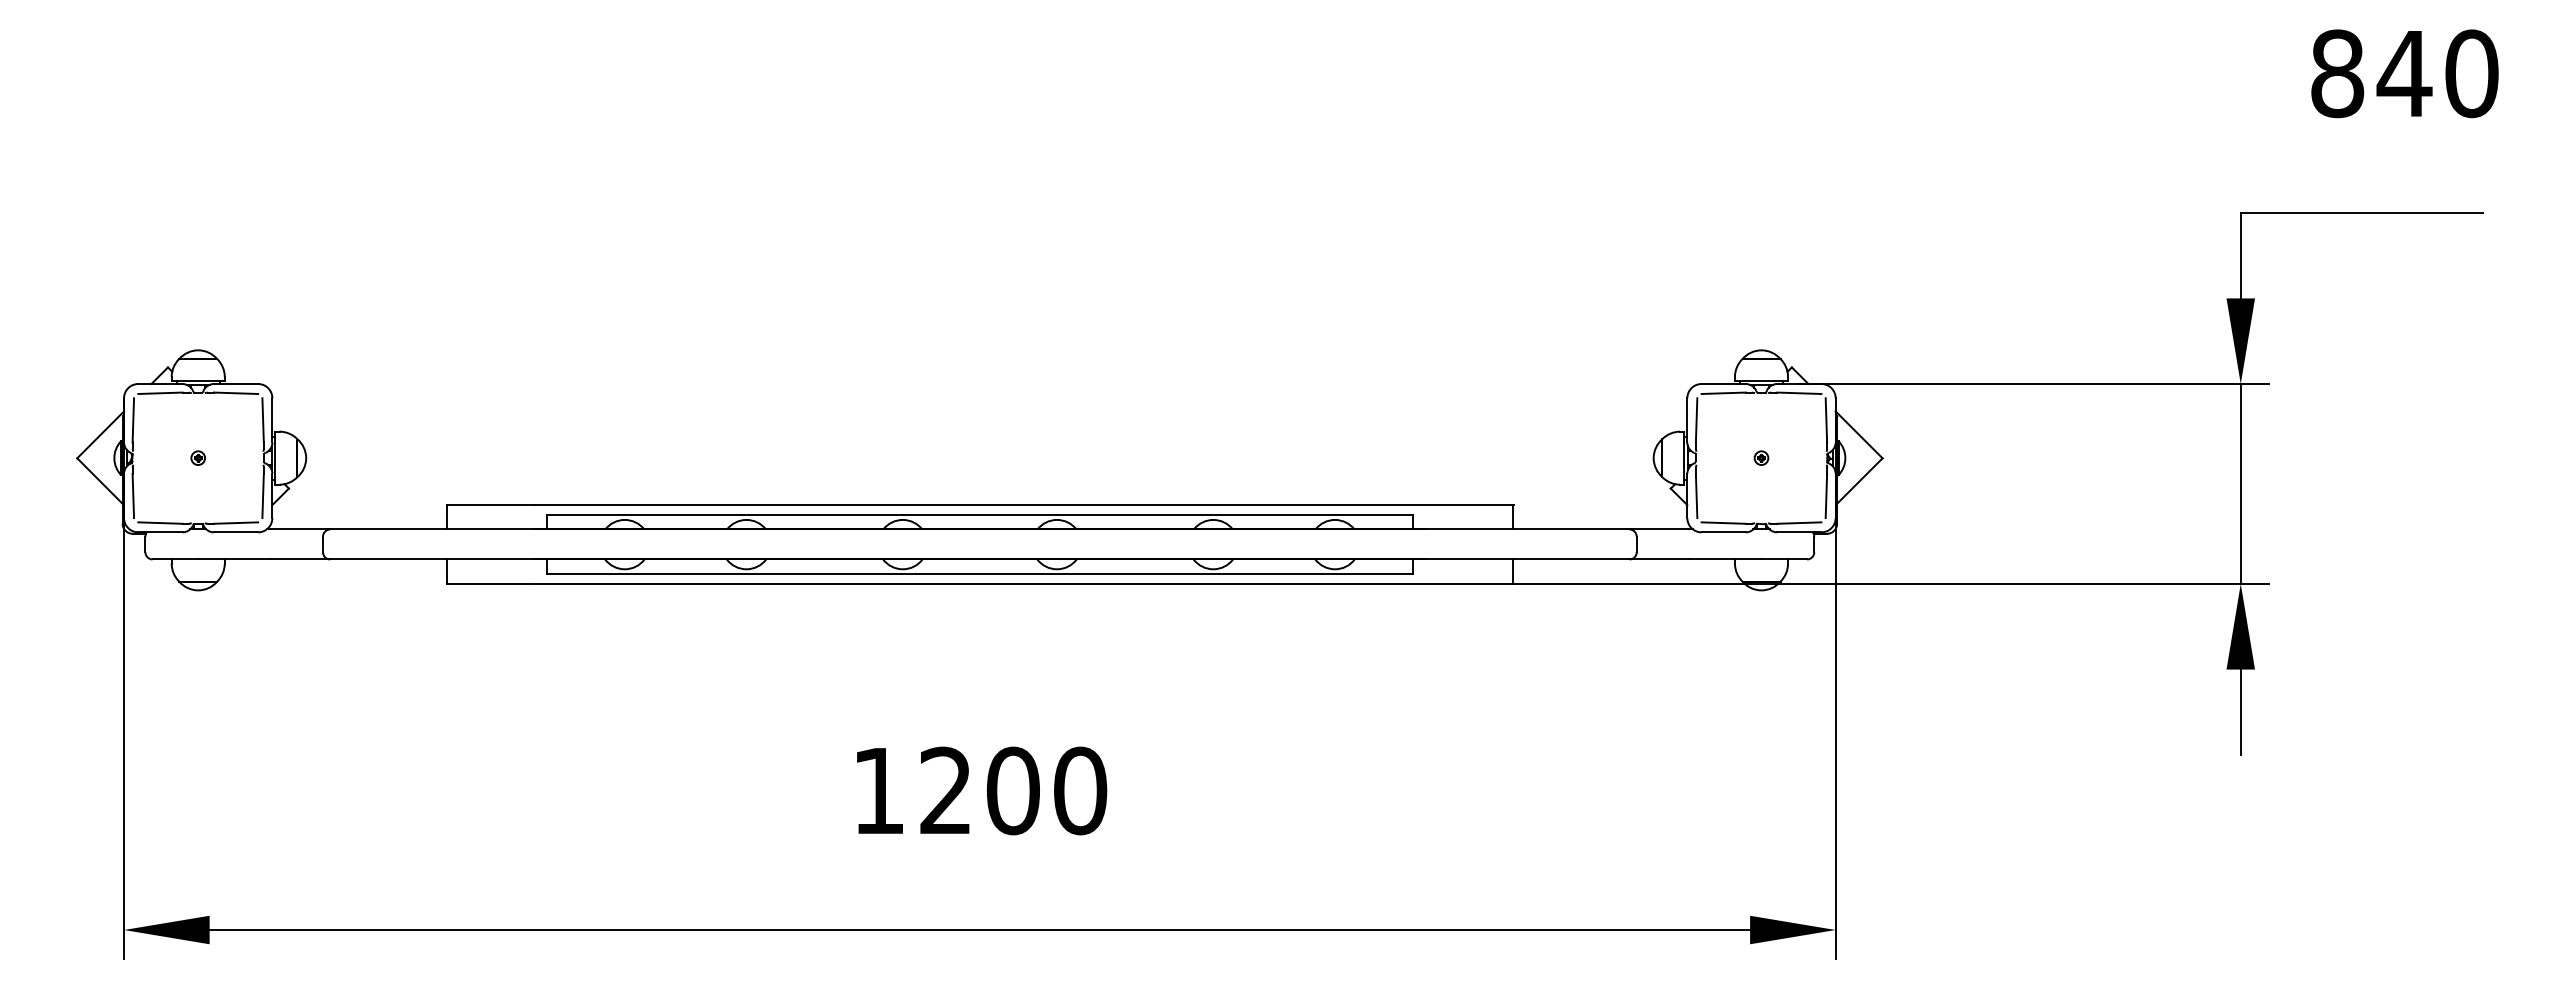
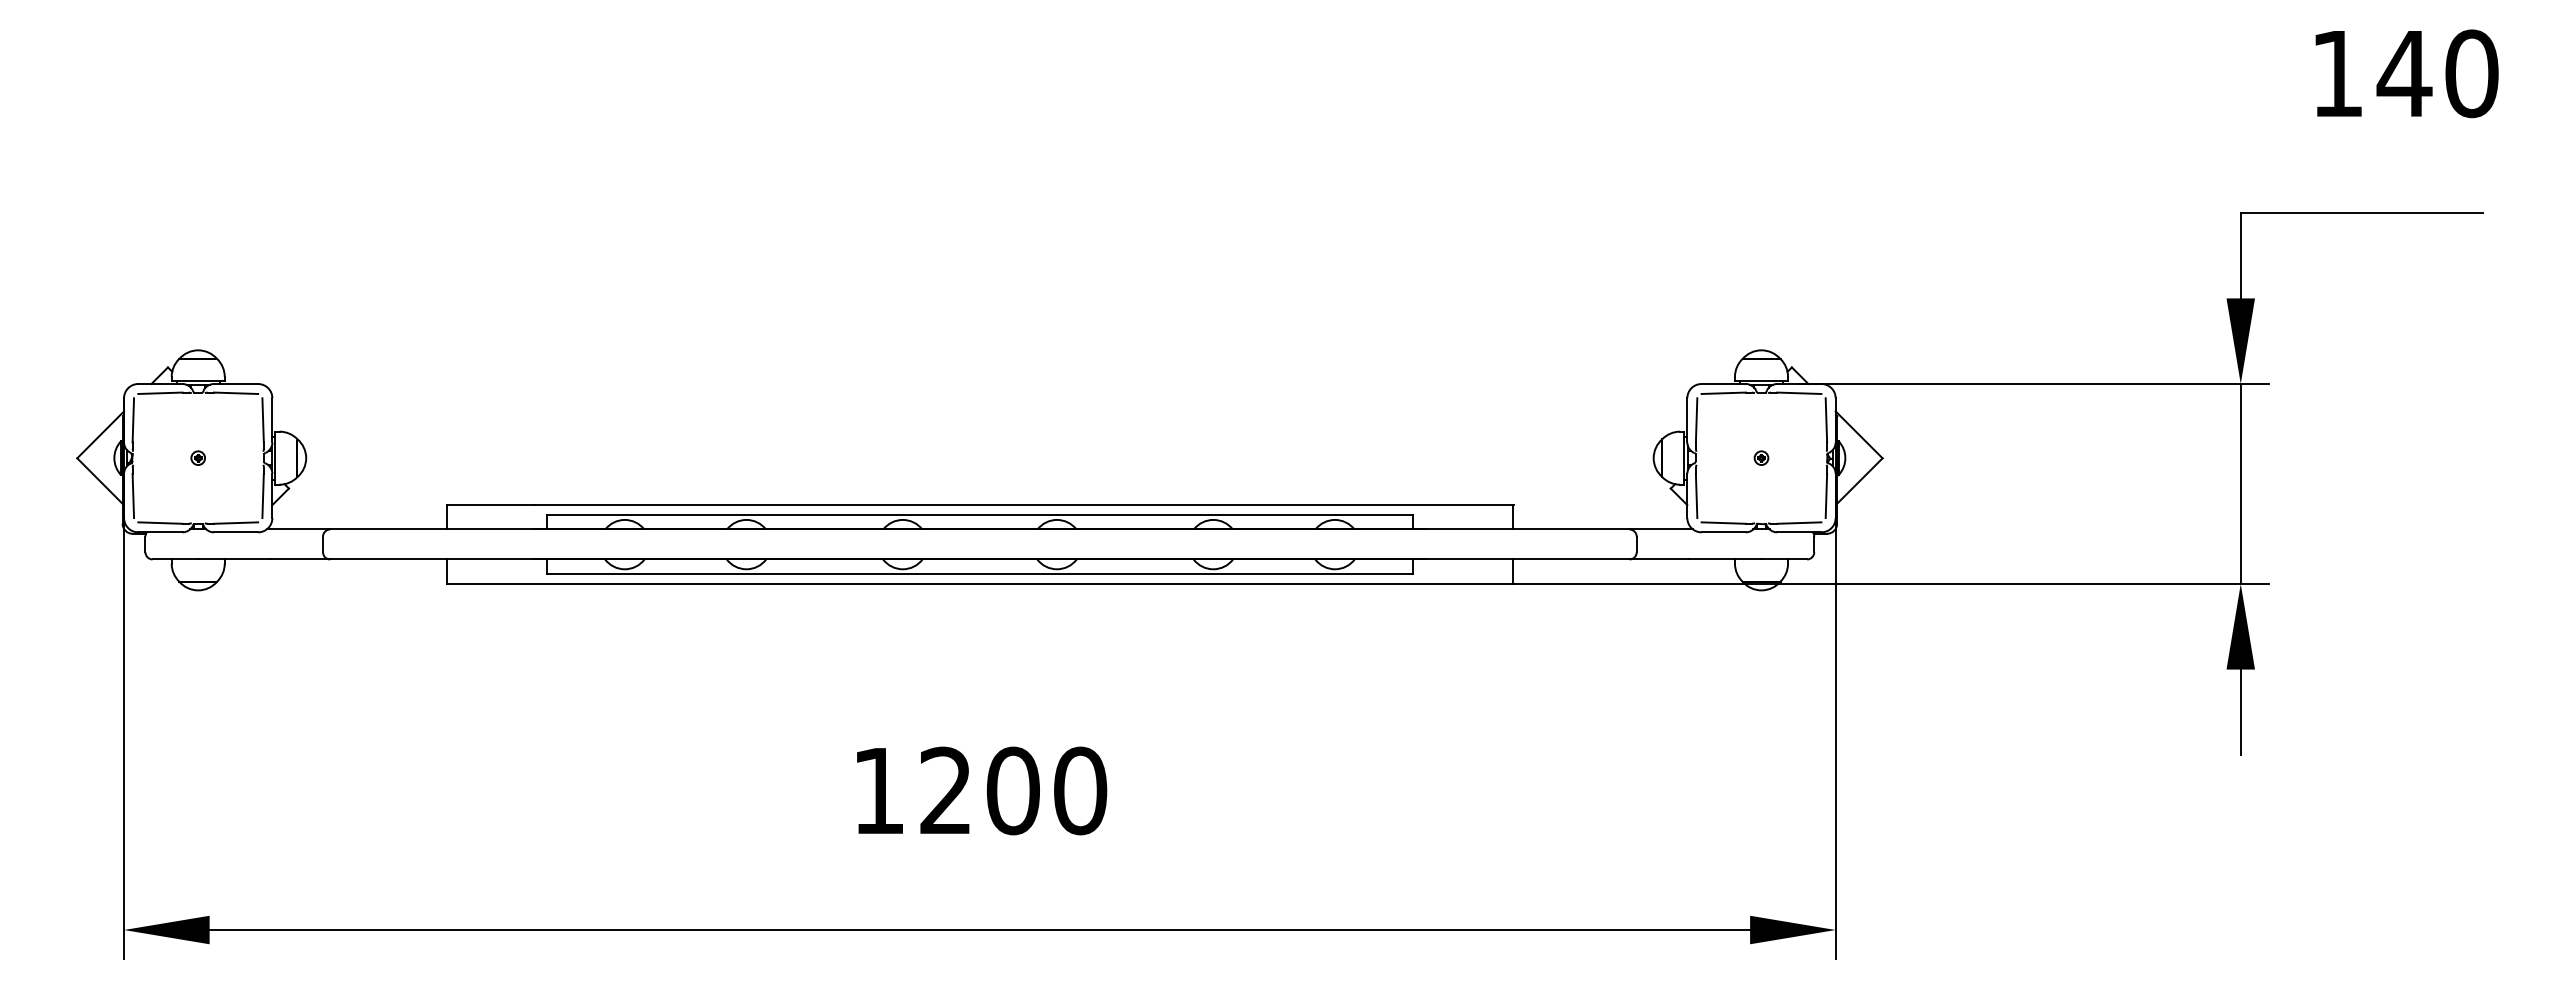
text: 840 -> 140 (2337, 73)
